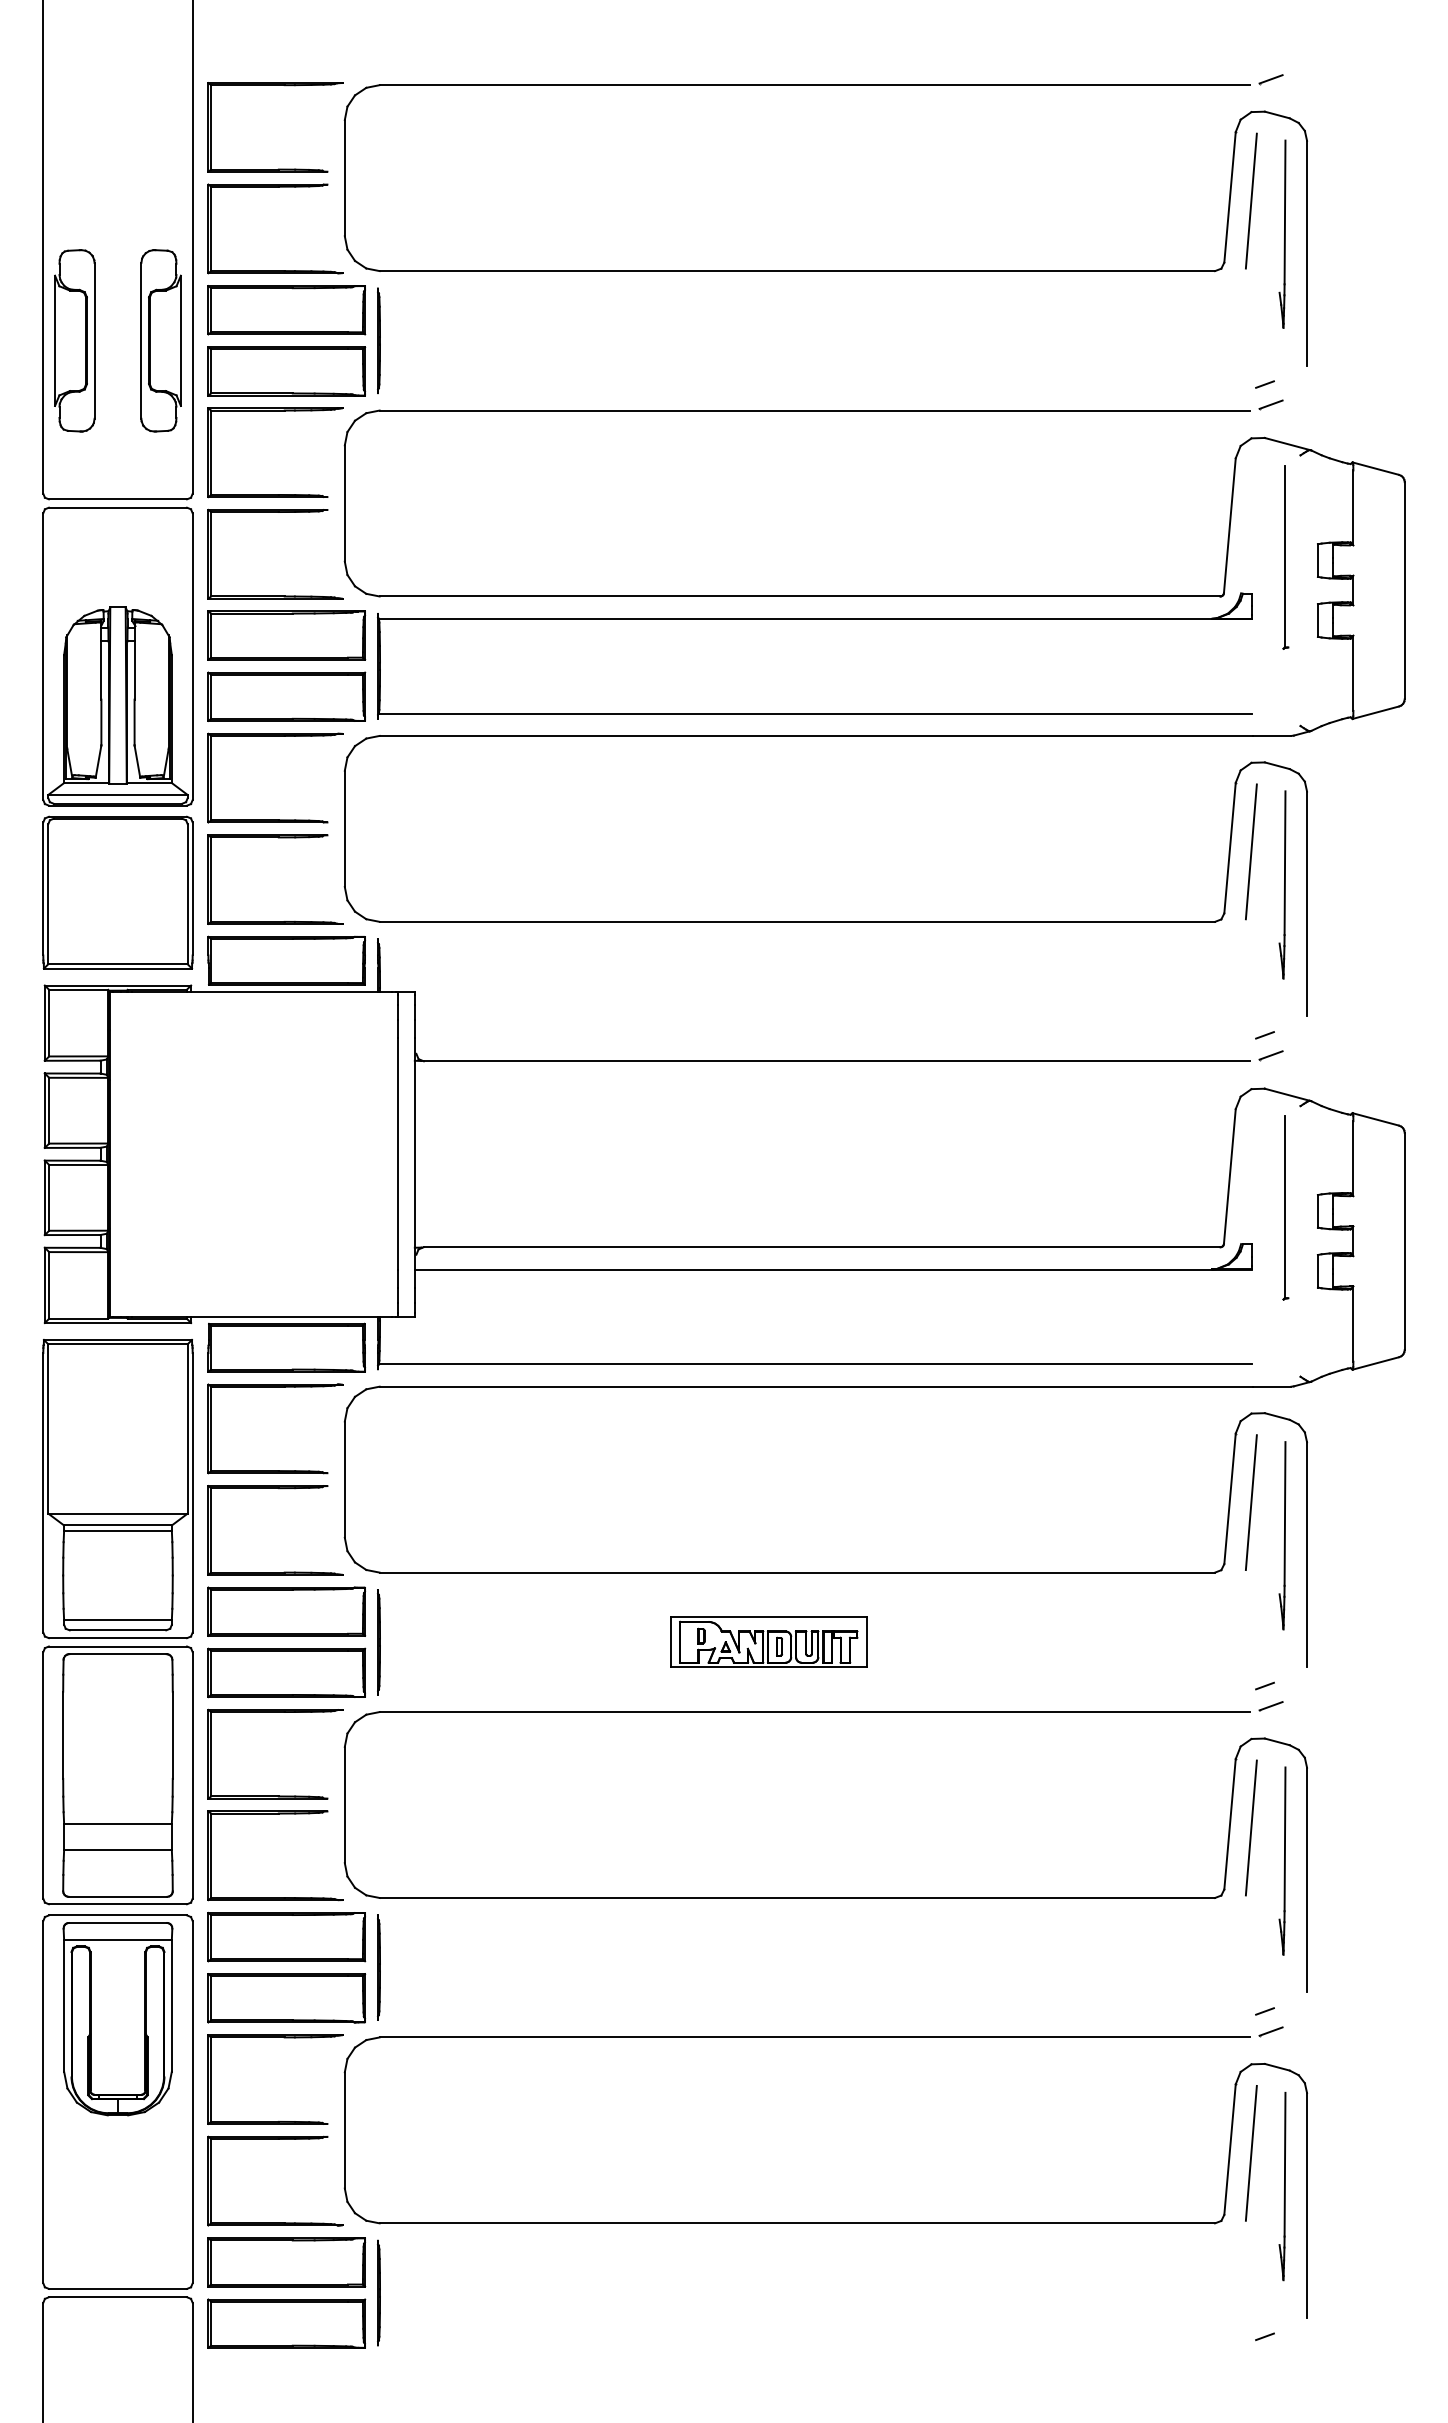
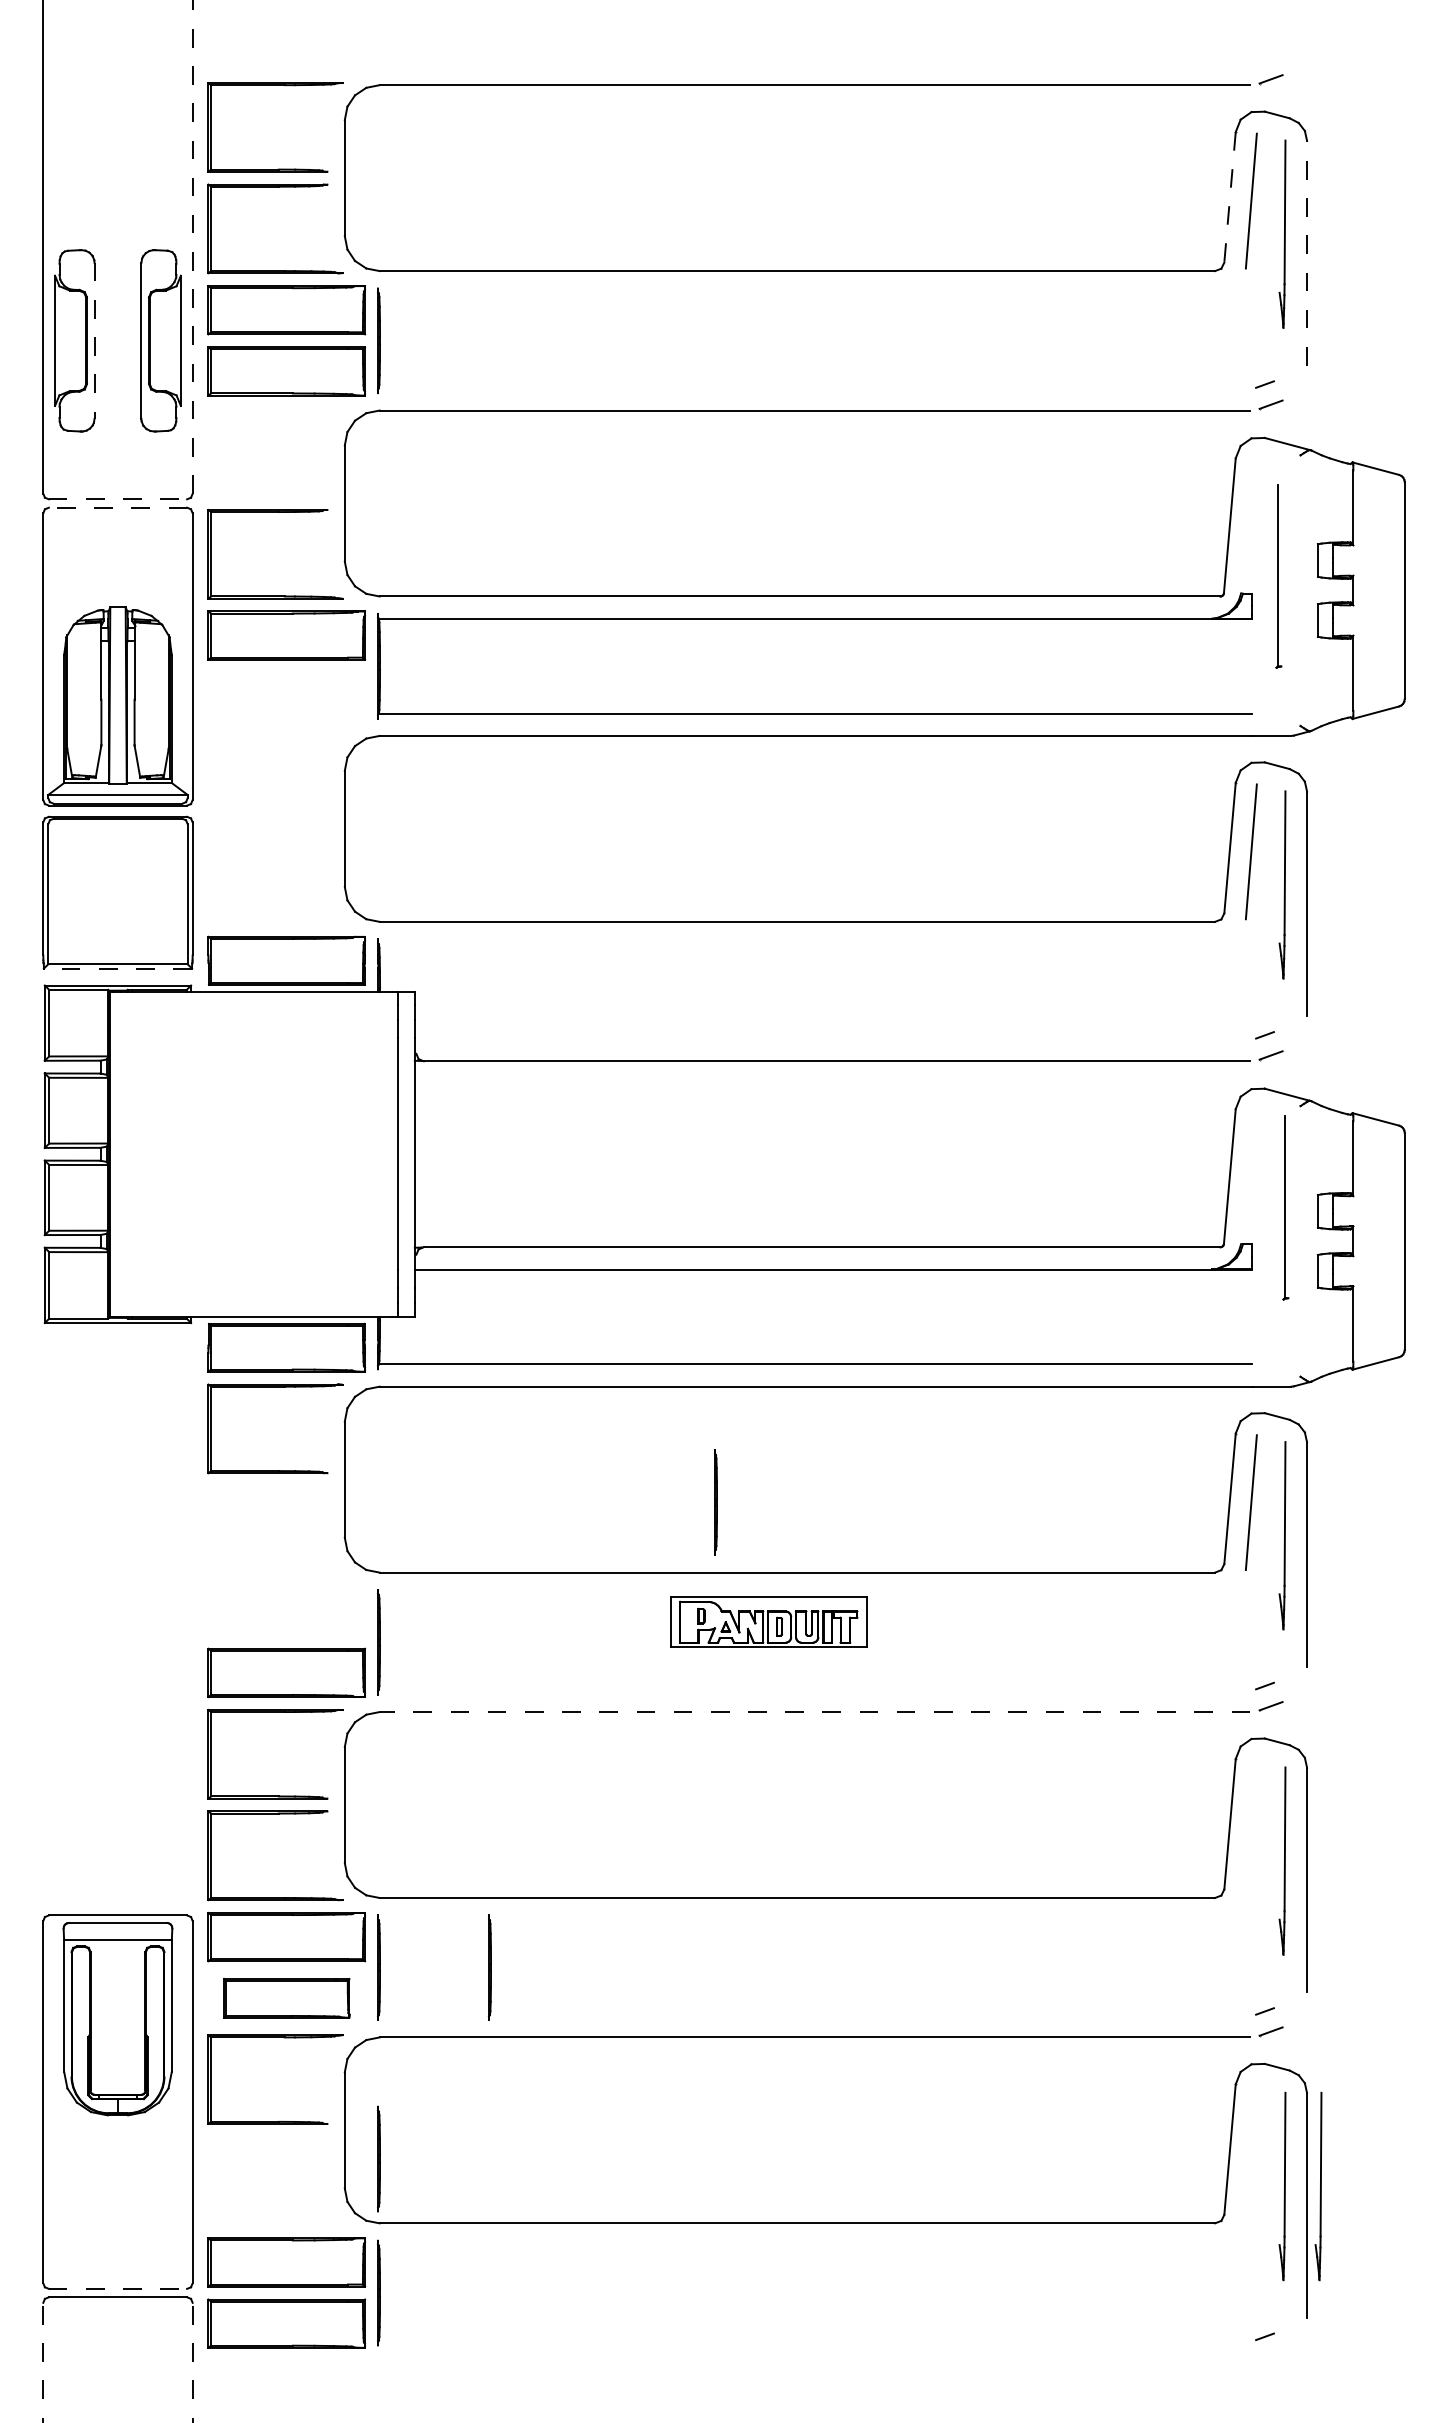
line: solid -> dashed (1230, 197)
line: solid -> dashed (192, 247)
line: solid -> dashed (1307, 252)
line: solid -> dashed (94, 340)
part: present -> none (275, 411)
line: solid -> dashed (118, 499)
line: solid -> dashed (117, 507)
part position: (1285, 557) -> (1278, 576) (1278, 576)
part: present -> none (286, 696)
part: present -> none (275, 736)
part: present -> none (278, 838)
line: solid -> dashed (117, 968)
part: present -> none (278, 1489)
line: none -> present (715, 1502)
part: present -> none (286, 1611)
part: present -> none (117, 1622)
part position: (768, 1641) -> (768, 1621) (768, 1621)
line: solid -> dashed (814, 1712)
line: present -> none (1251, 1827)
line: none -> present (489, 1967)
part size: 160x51 px -> 128x41 px (286, 1998)
part: present -> none (275, 2139)
line: present -> none (1250, 2152)
line: none -> present (378, 2158)
part: none -> present (1318, 2186)
line: solid -> dashed (118, 2288)
line: solid -> dashed (43, 2362)
line: solid -> dashed (192, 2362)
